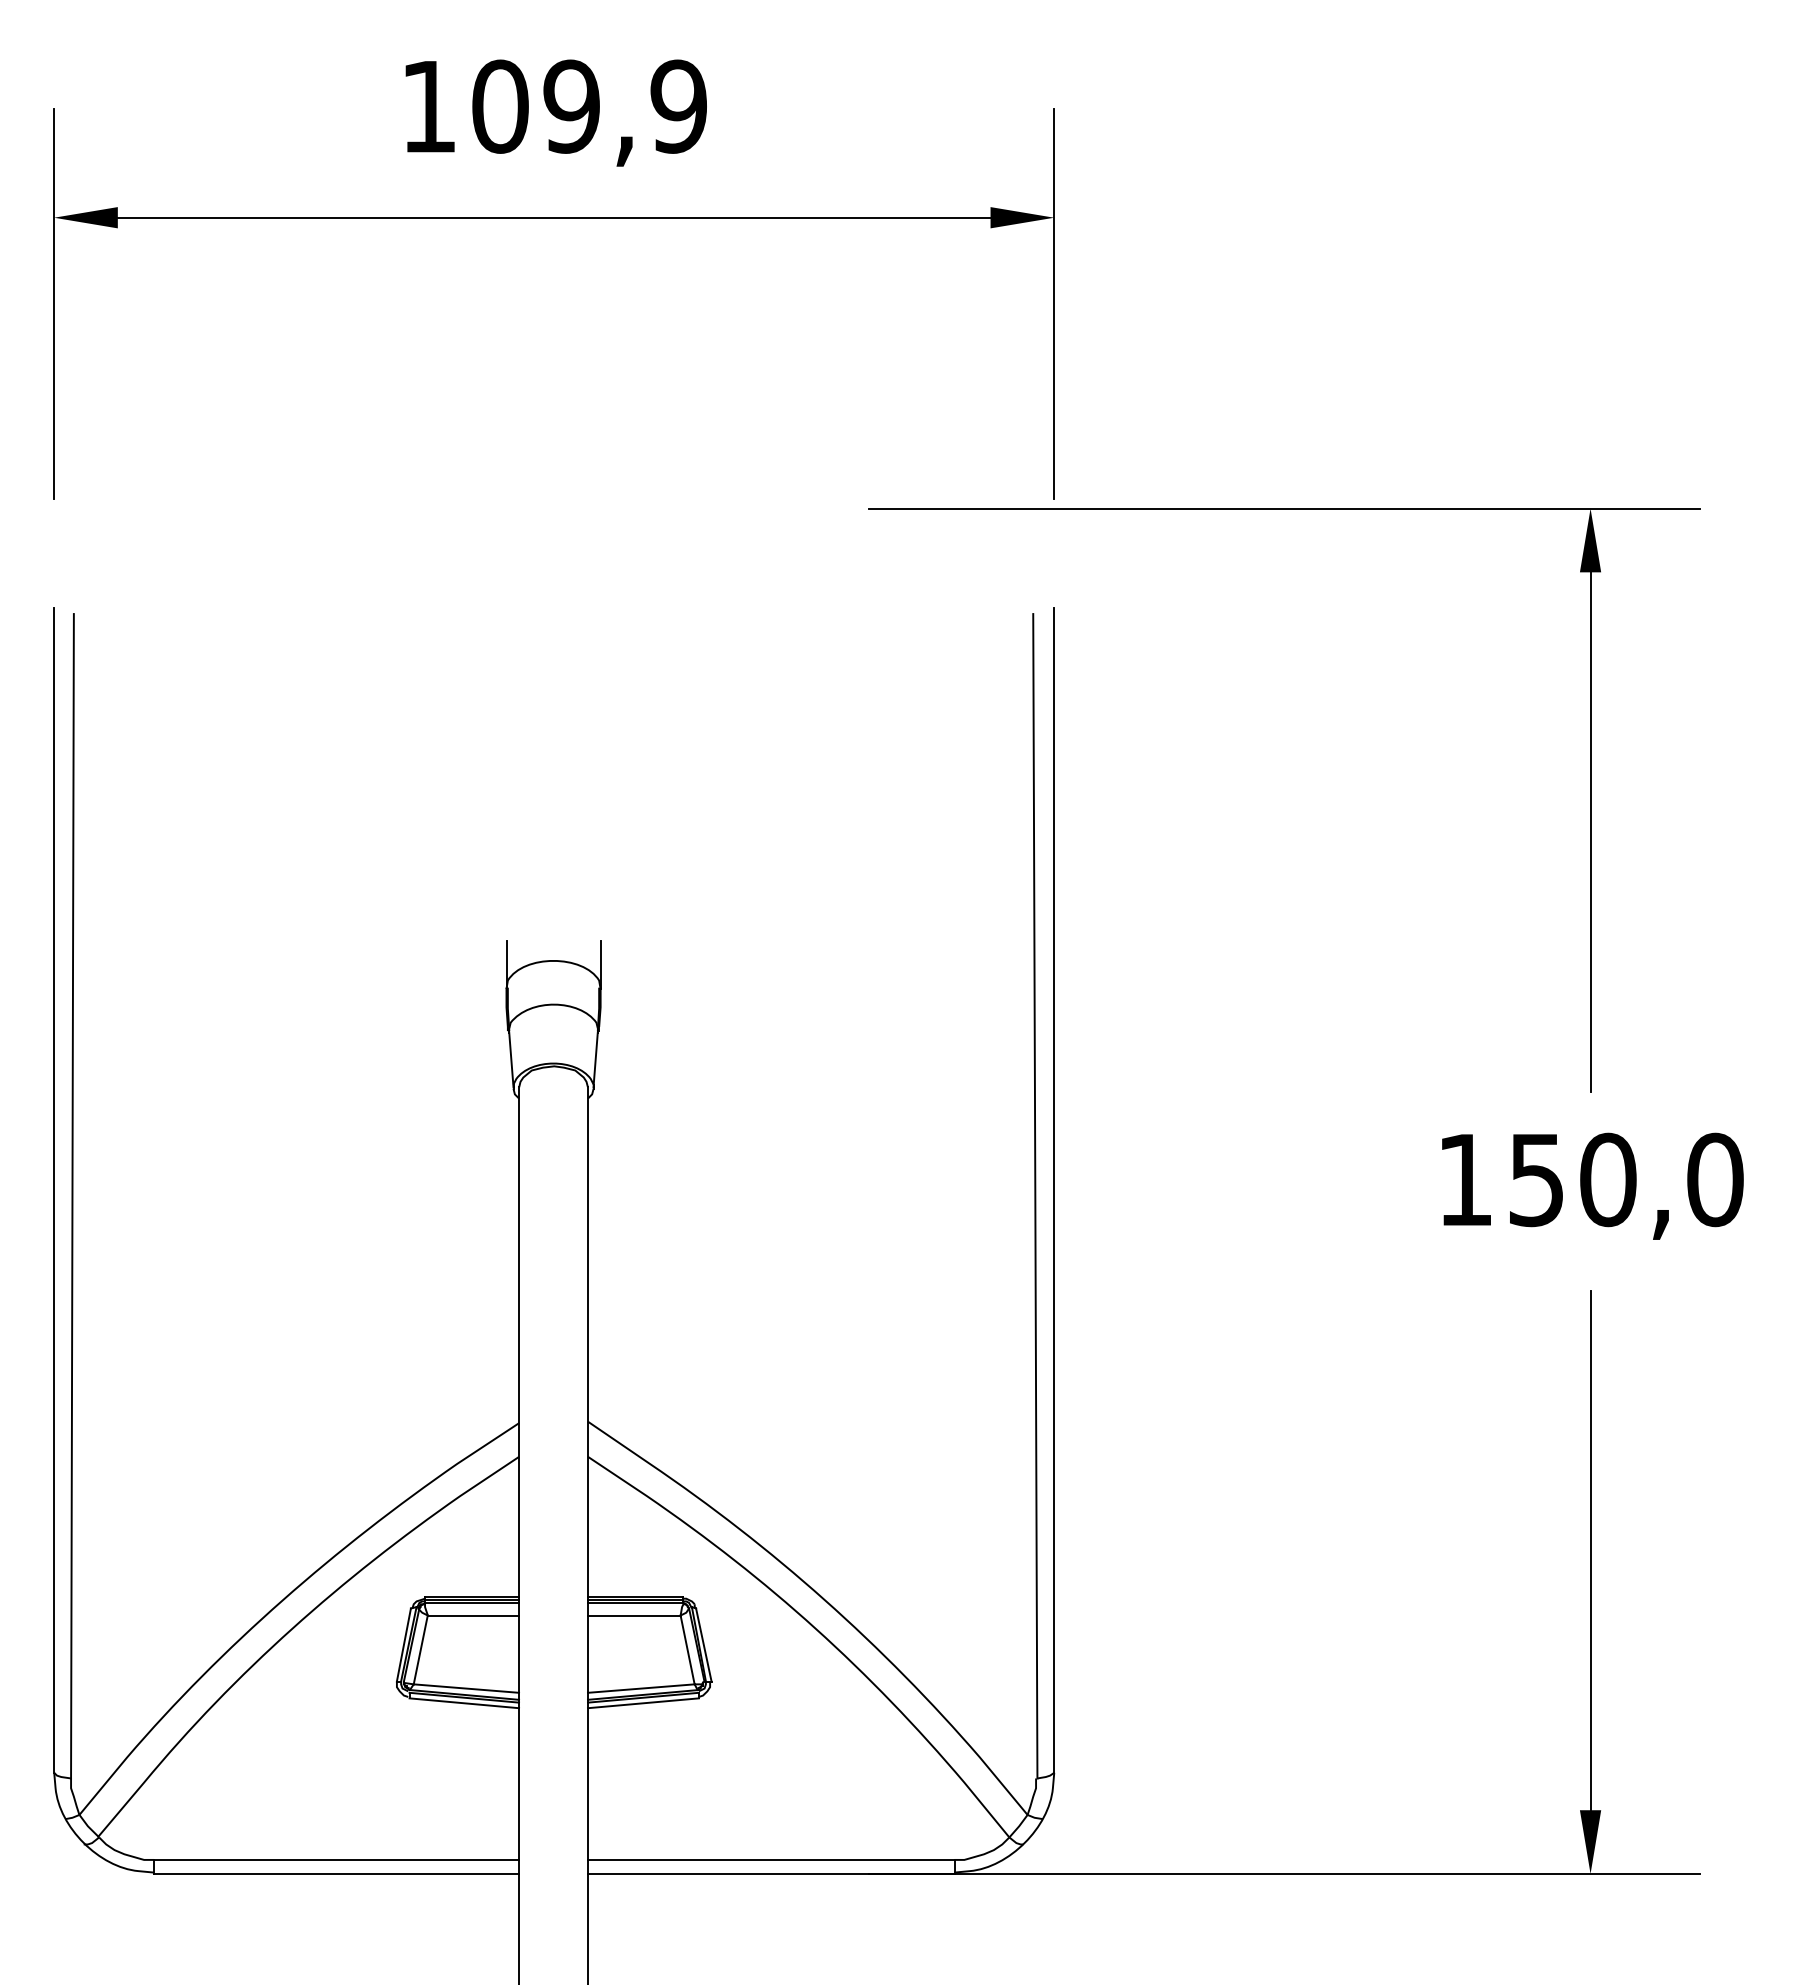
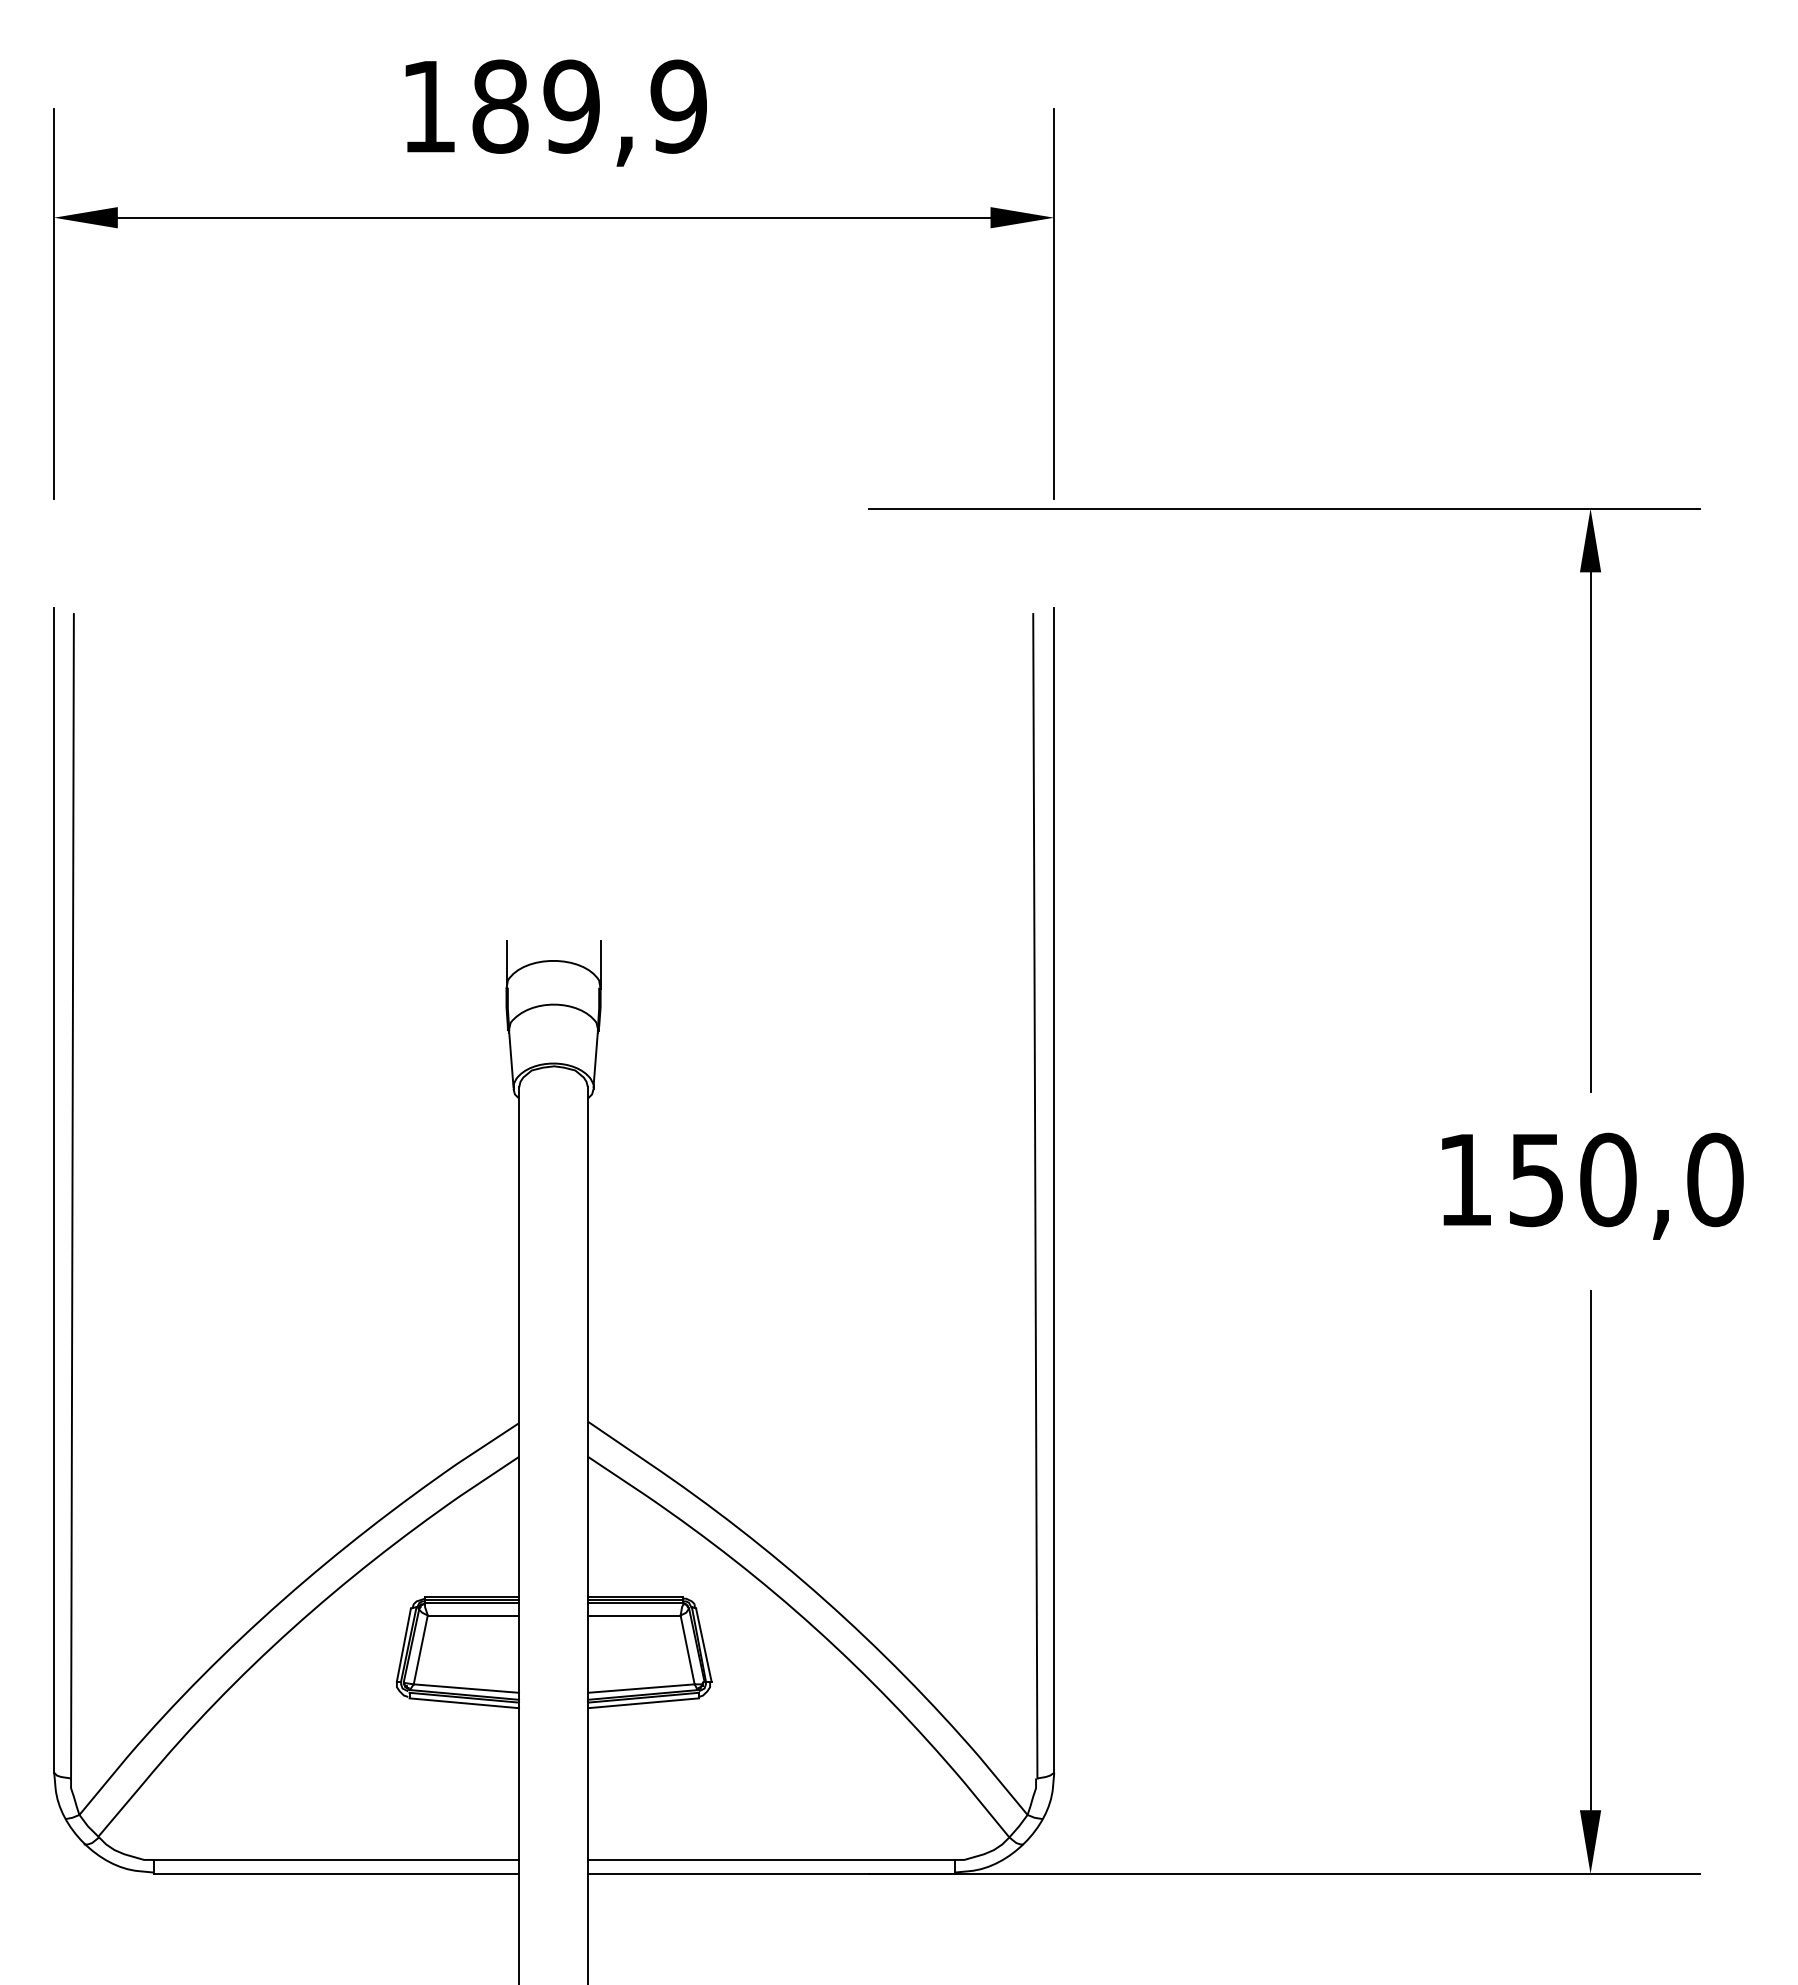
text: 109,9 -> 189,9 (500, 106)
